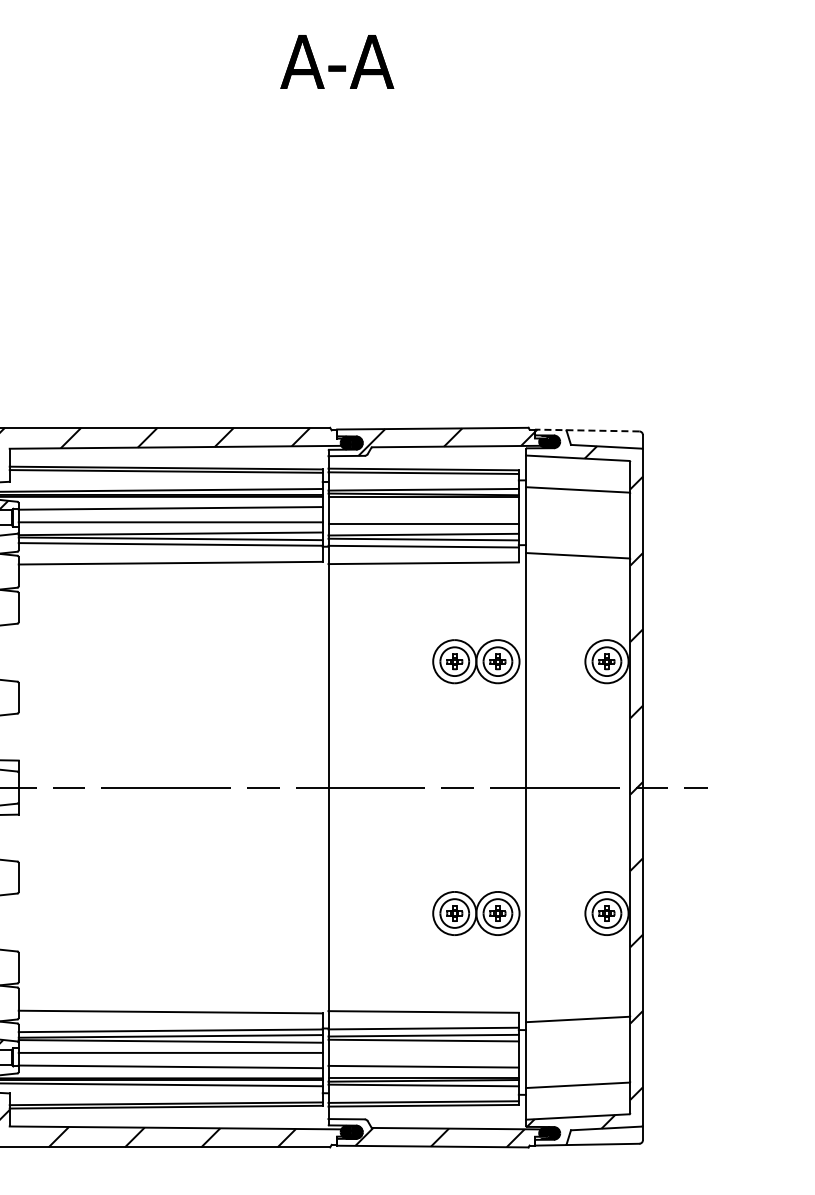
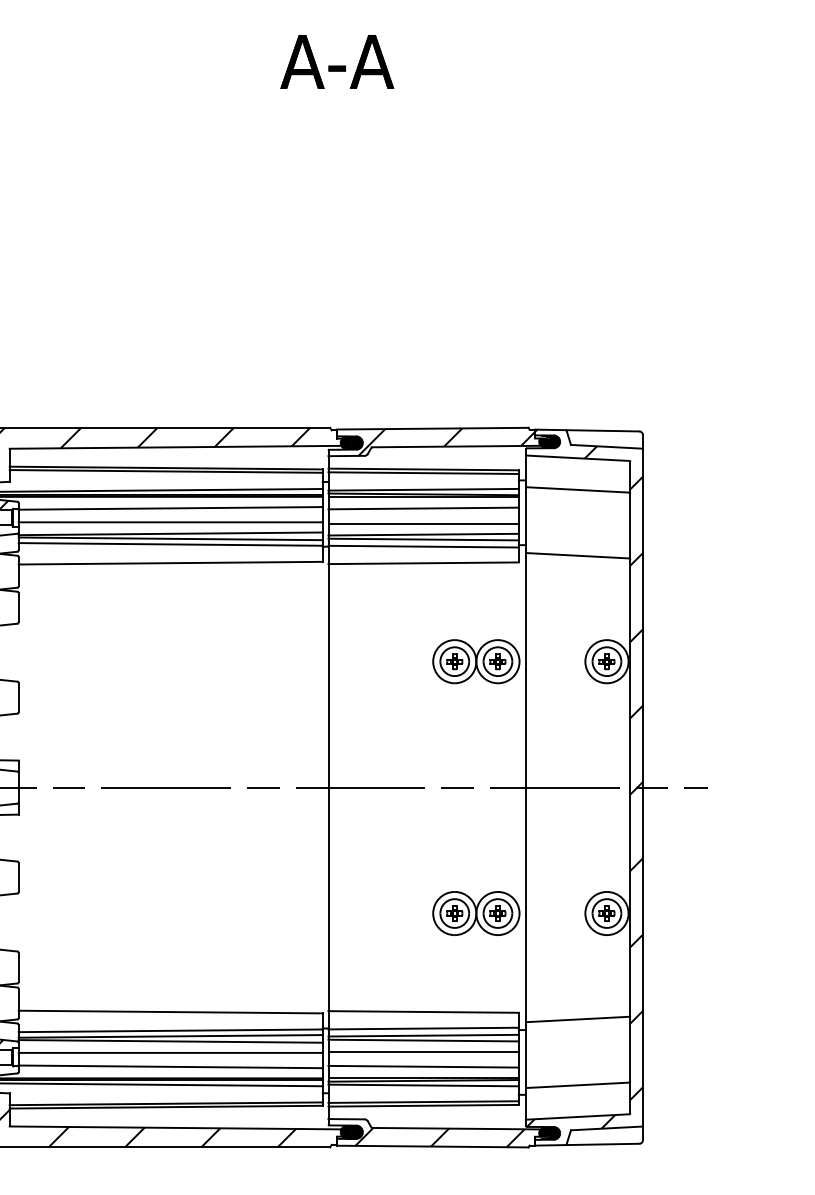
line: dashed -> solid (586, 430)
line: none -> present (423, 508)
line: none -> present (423, 1051)
